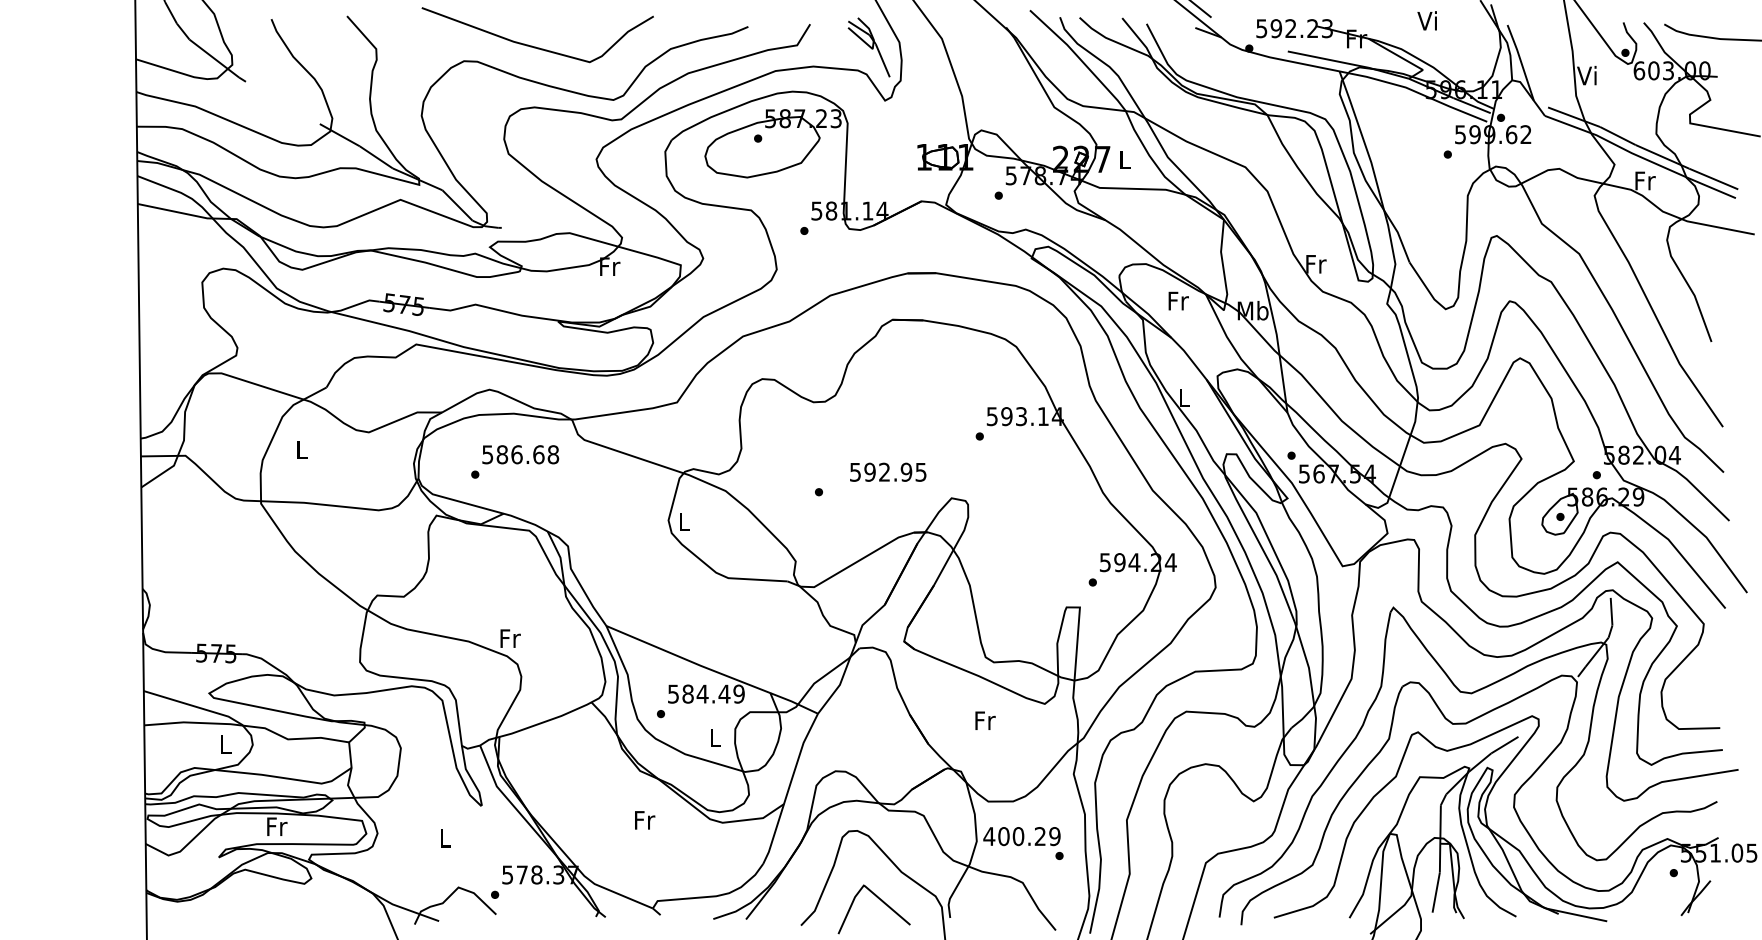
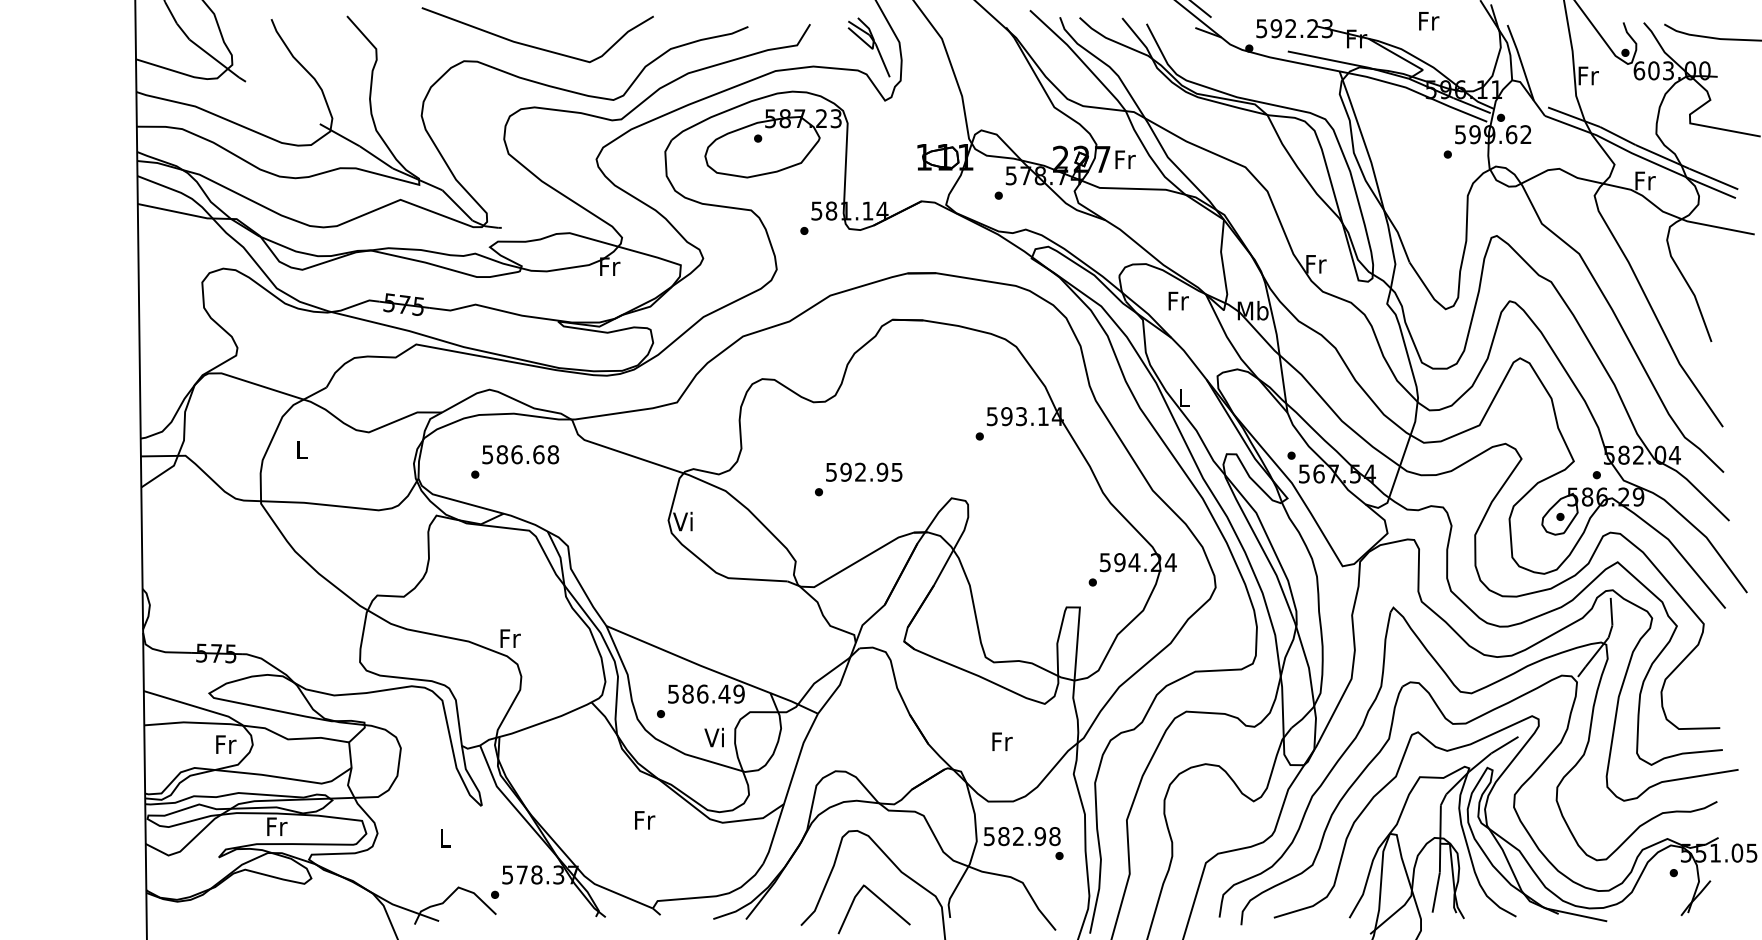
text: Vi -> Fr (1428, 20)
text: Vi -> Fr (1587, 75)
text: L -> Fr (1125, 159)
text position: (888, 471) -> (864, 471) (864, 471)
text: L -> Vi (682, 521)
text: 584.49 -> 586.49 (702, 693)
text position: (985, 720) -> (1002, 741) (1002, 741)
text: L -> Vi (713, 737)
text: L -> Fr (226, 744)
text: 400.29 -> 582.98 (1021, 836)
